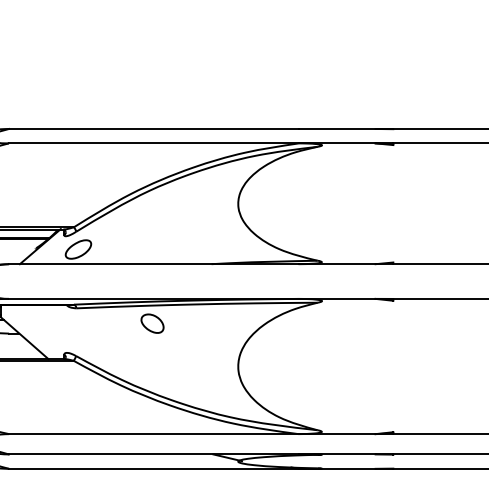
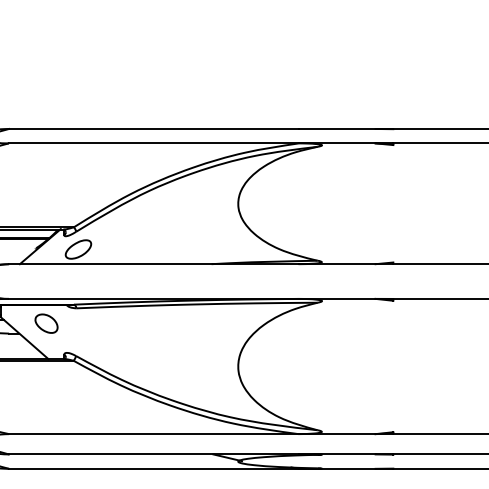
part position: (152, 323) -> (46, 323) (46, 323)
